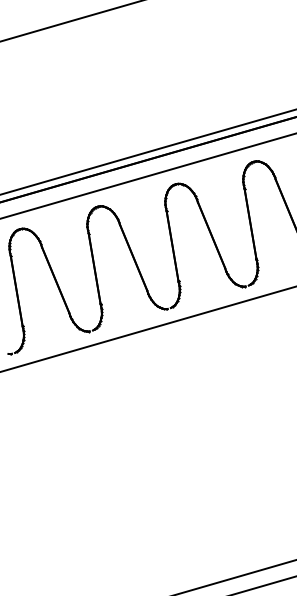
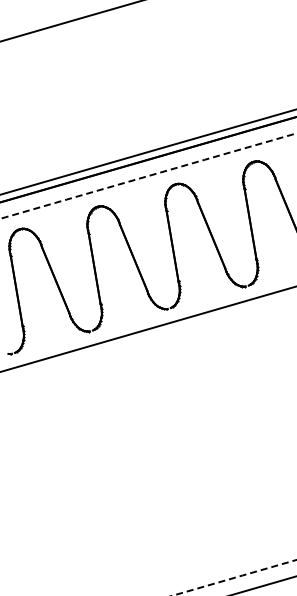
arc: solid -> dashed (148, 176)
arc: solid -> dashed (233, 578)
